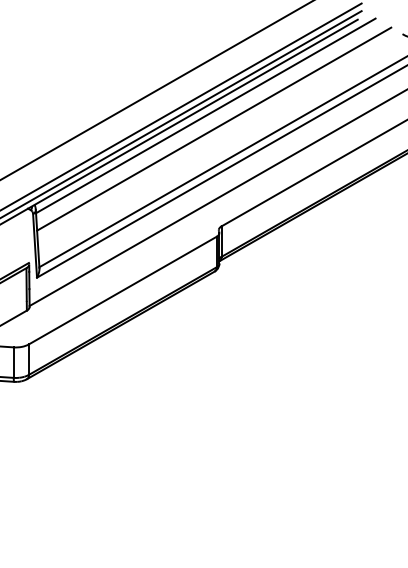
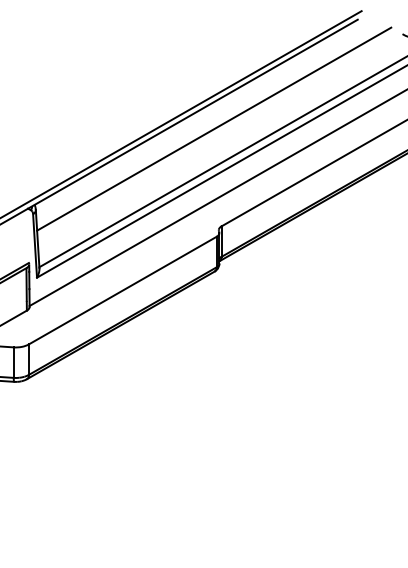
line: present -> none (156, 90)
line: present -> none (181, 106)
line: present -> none (205, 115)
